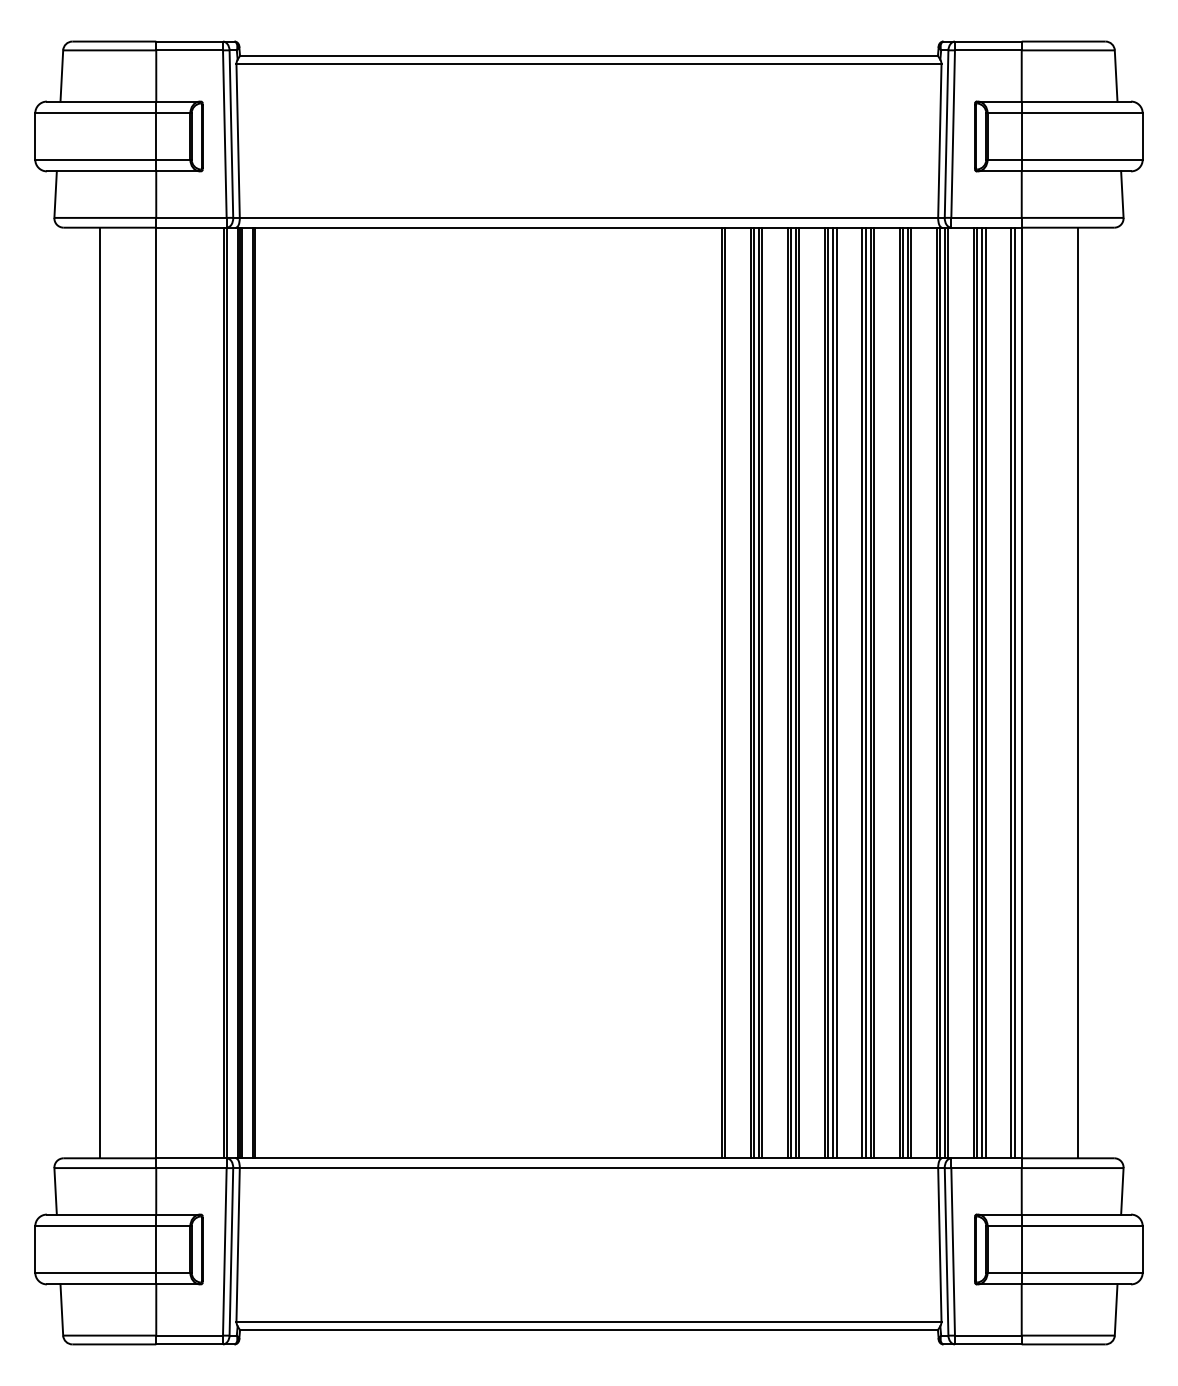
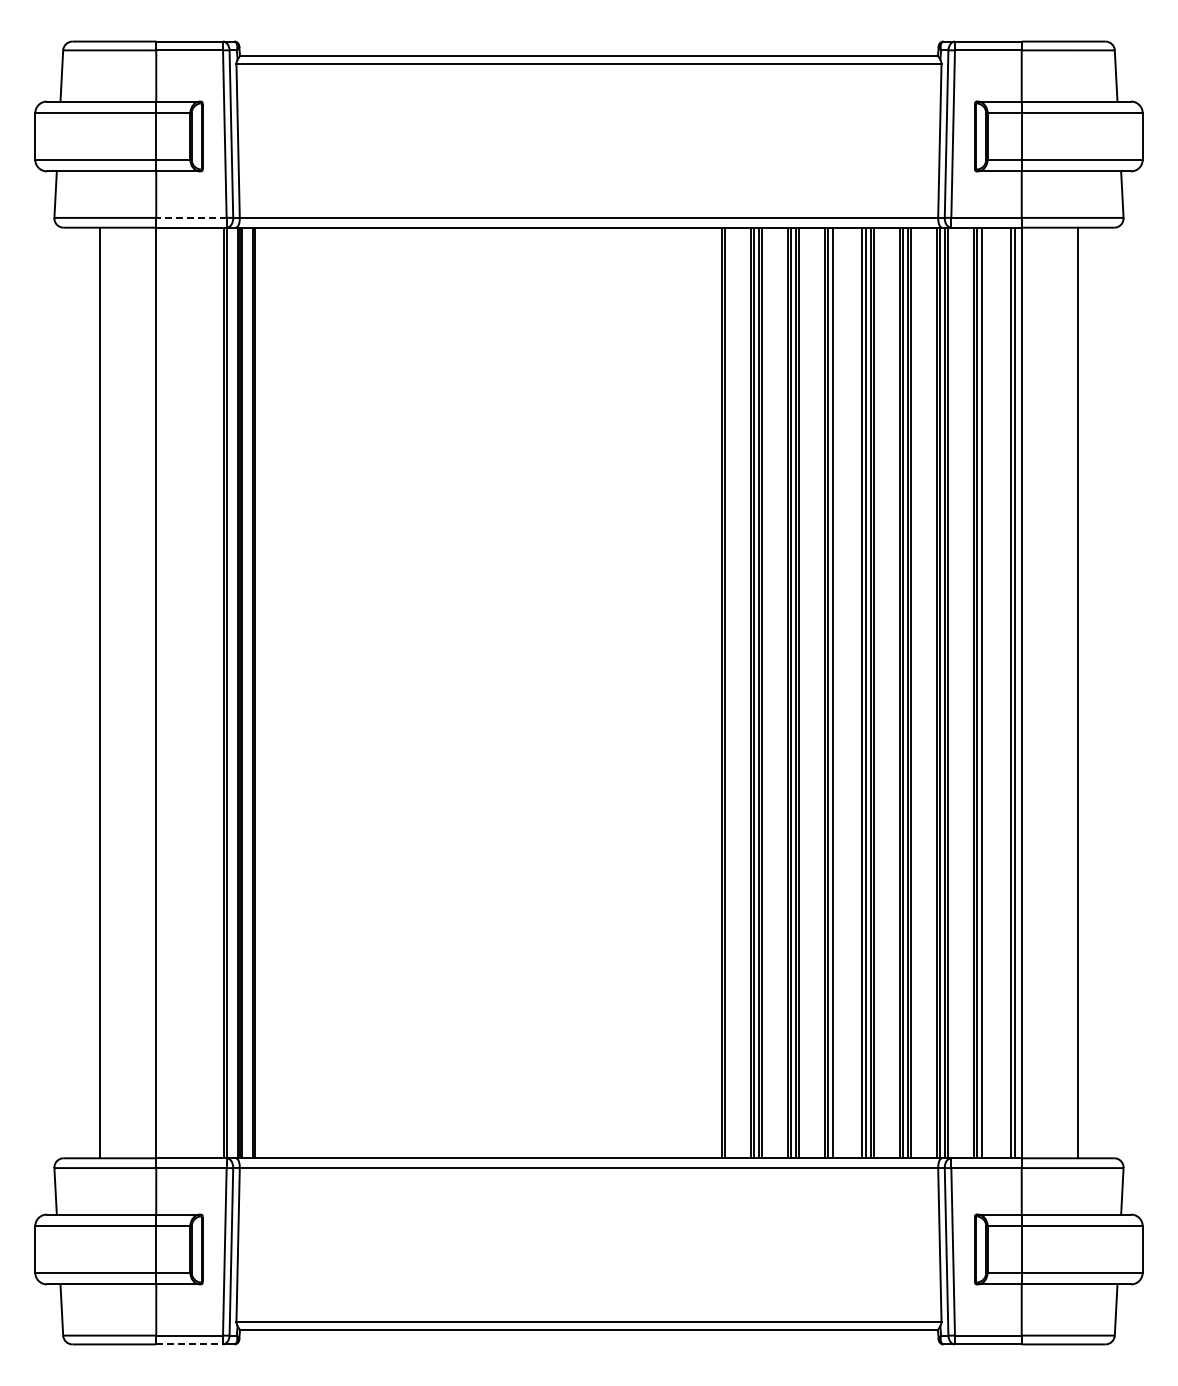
line: solid -> dashed (190, 217)
line: present -> none (836, 692)
line: present -> none (985, 692)
line: solid -> dashed (190, 1344)
